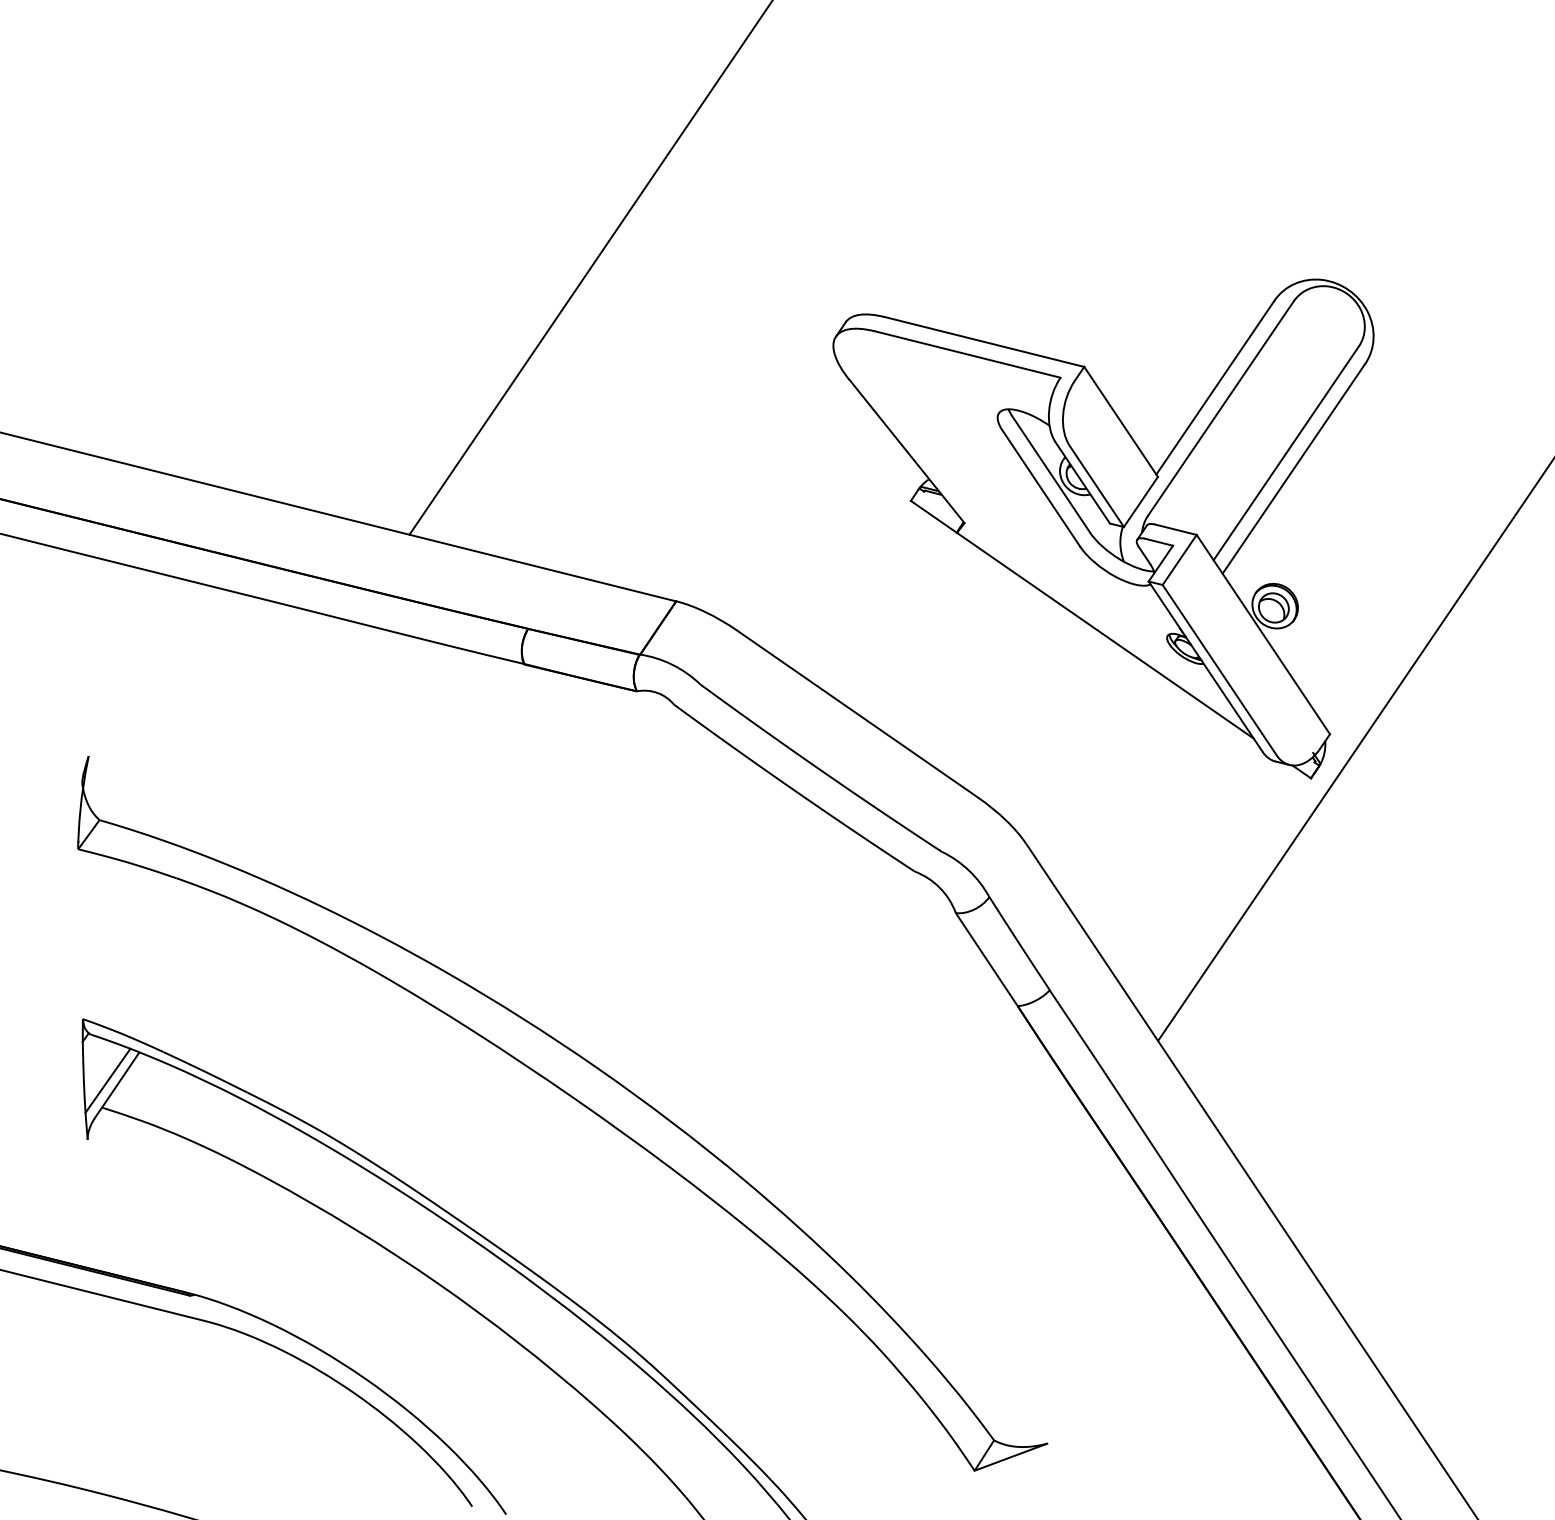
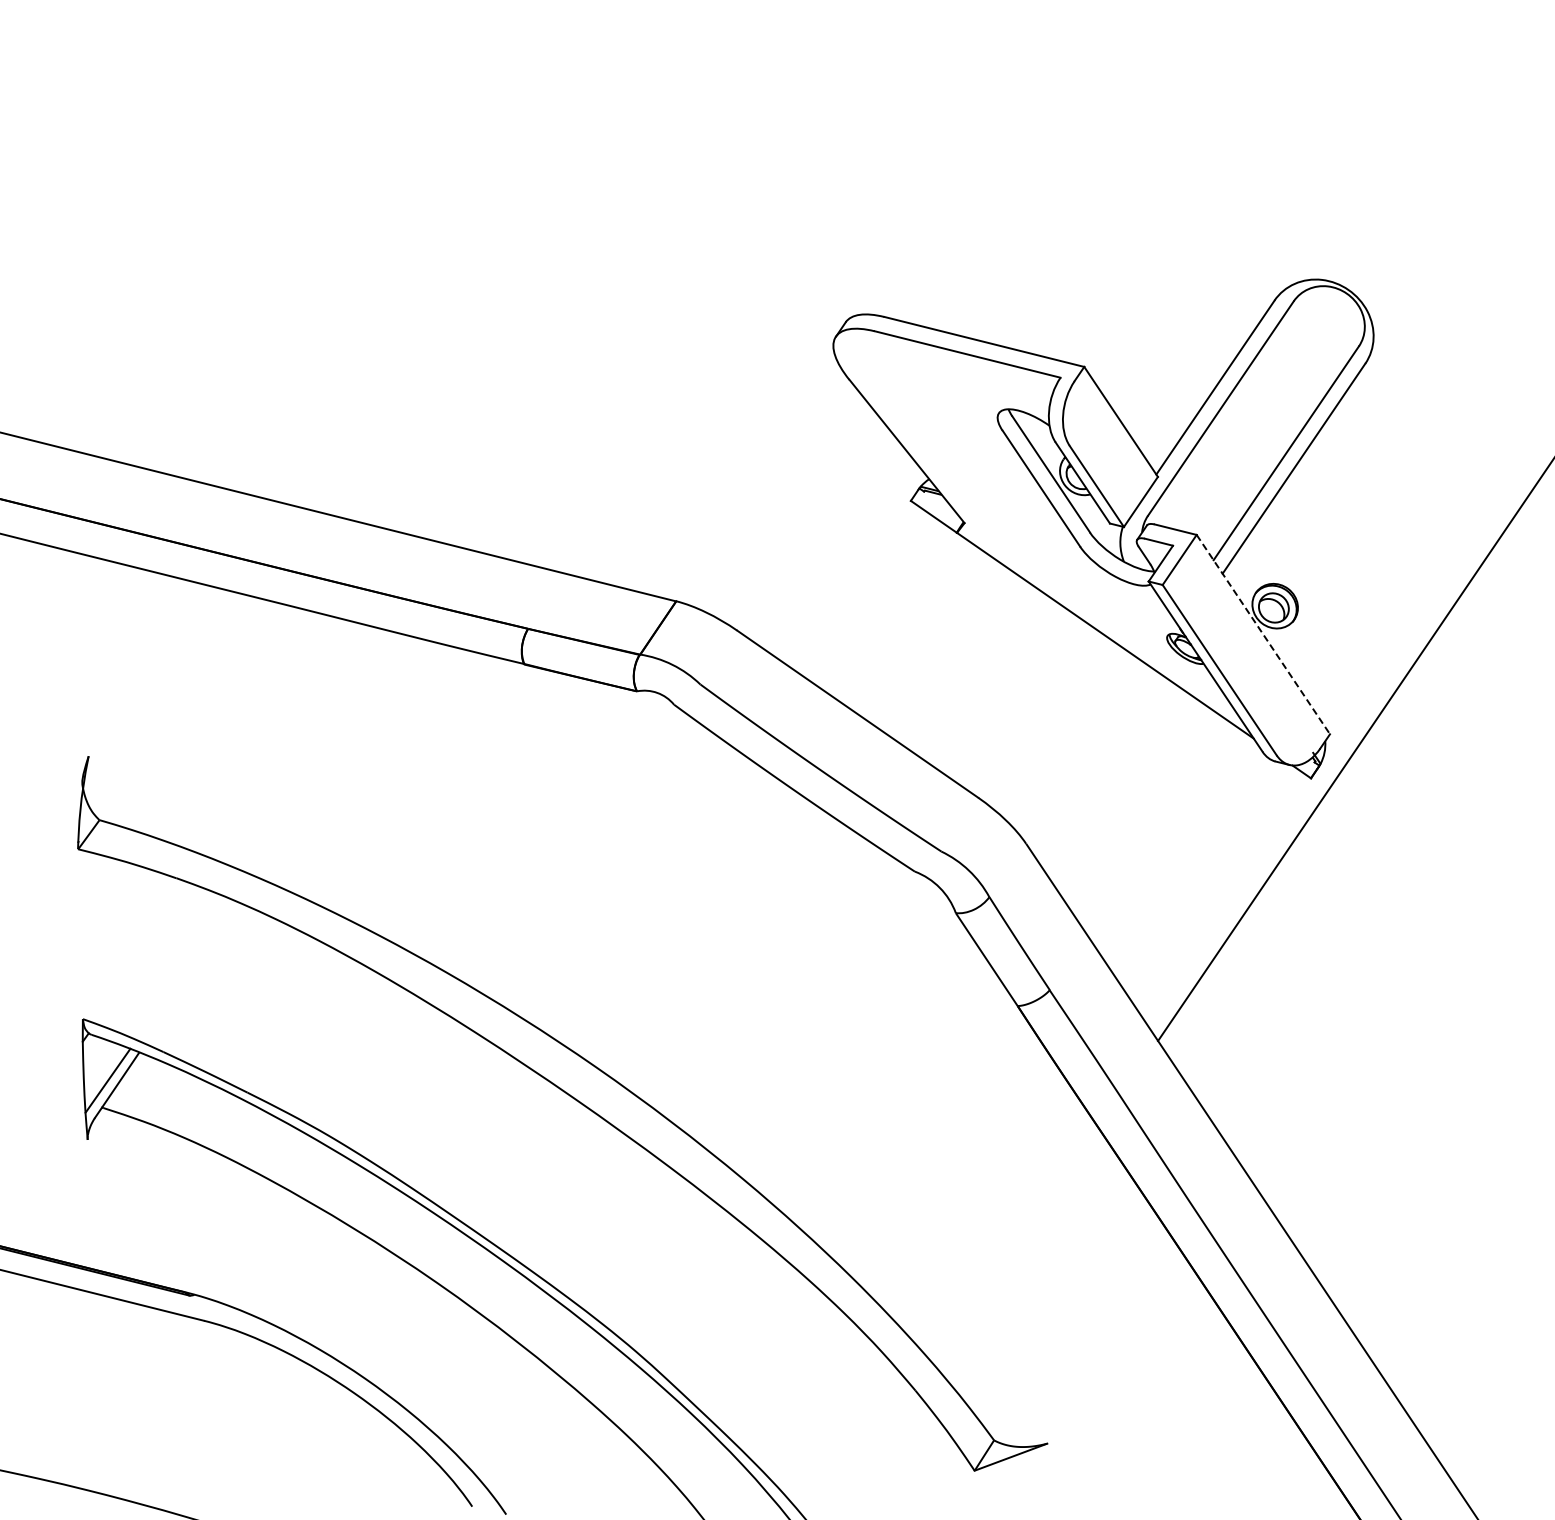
line: present -> none (590, 268)
line: solid -> dashed (1263, 634)
